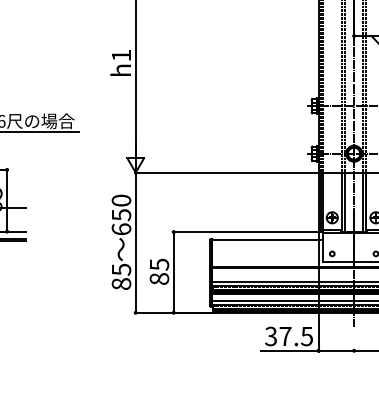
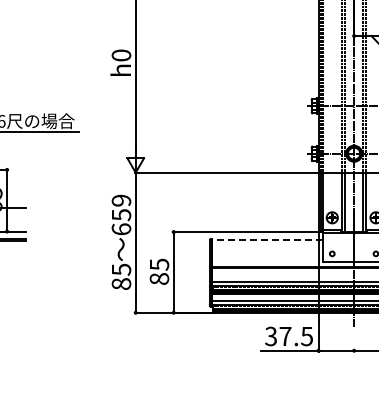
text: h1 -> h0 (121, 55)
text: 650 -> 659 (121, 200)
line: solid -> dashed (267, 239)
